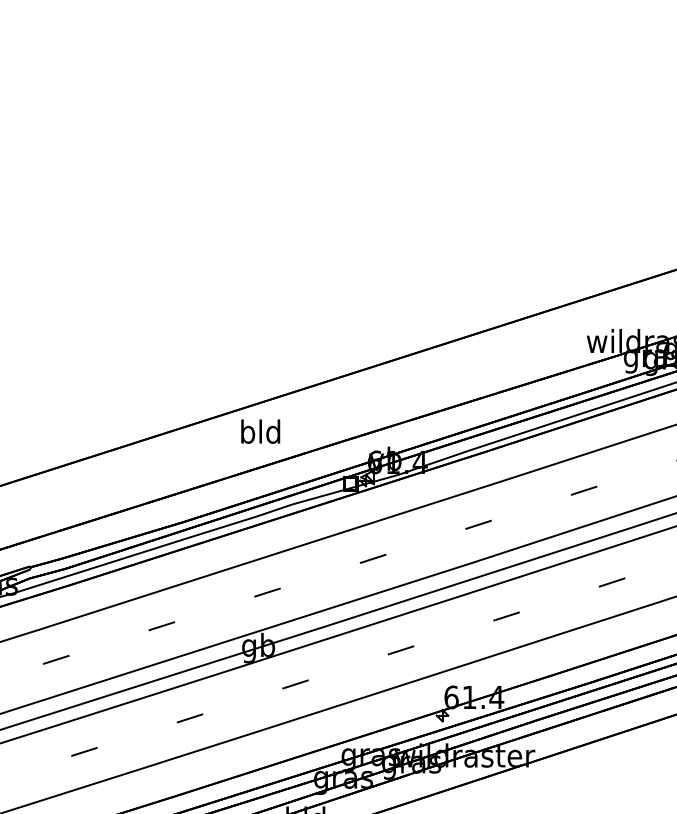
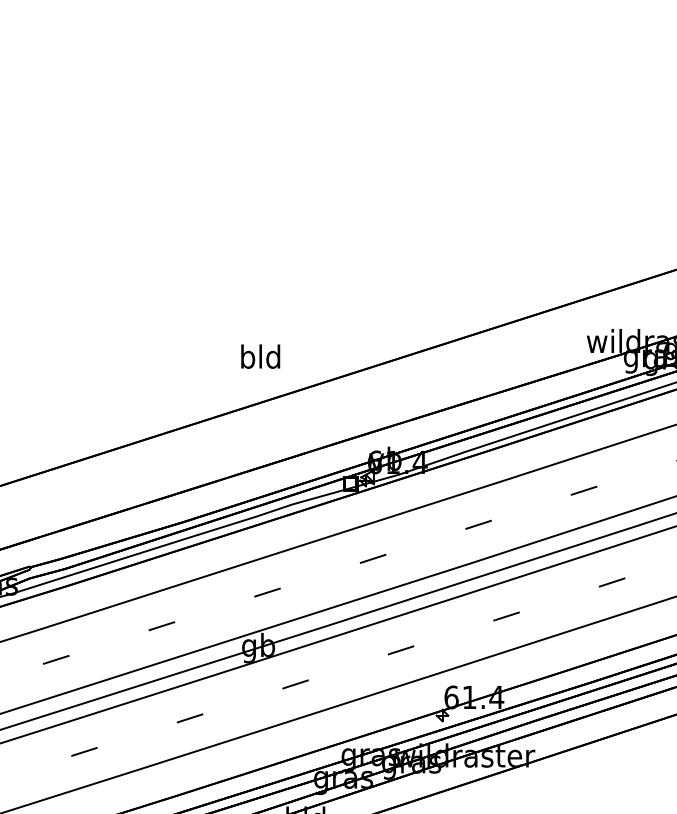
text position: (260, 431) -> (260, 356) (260, 356)
